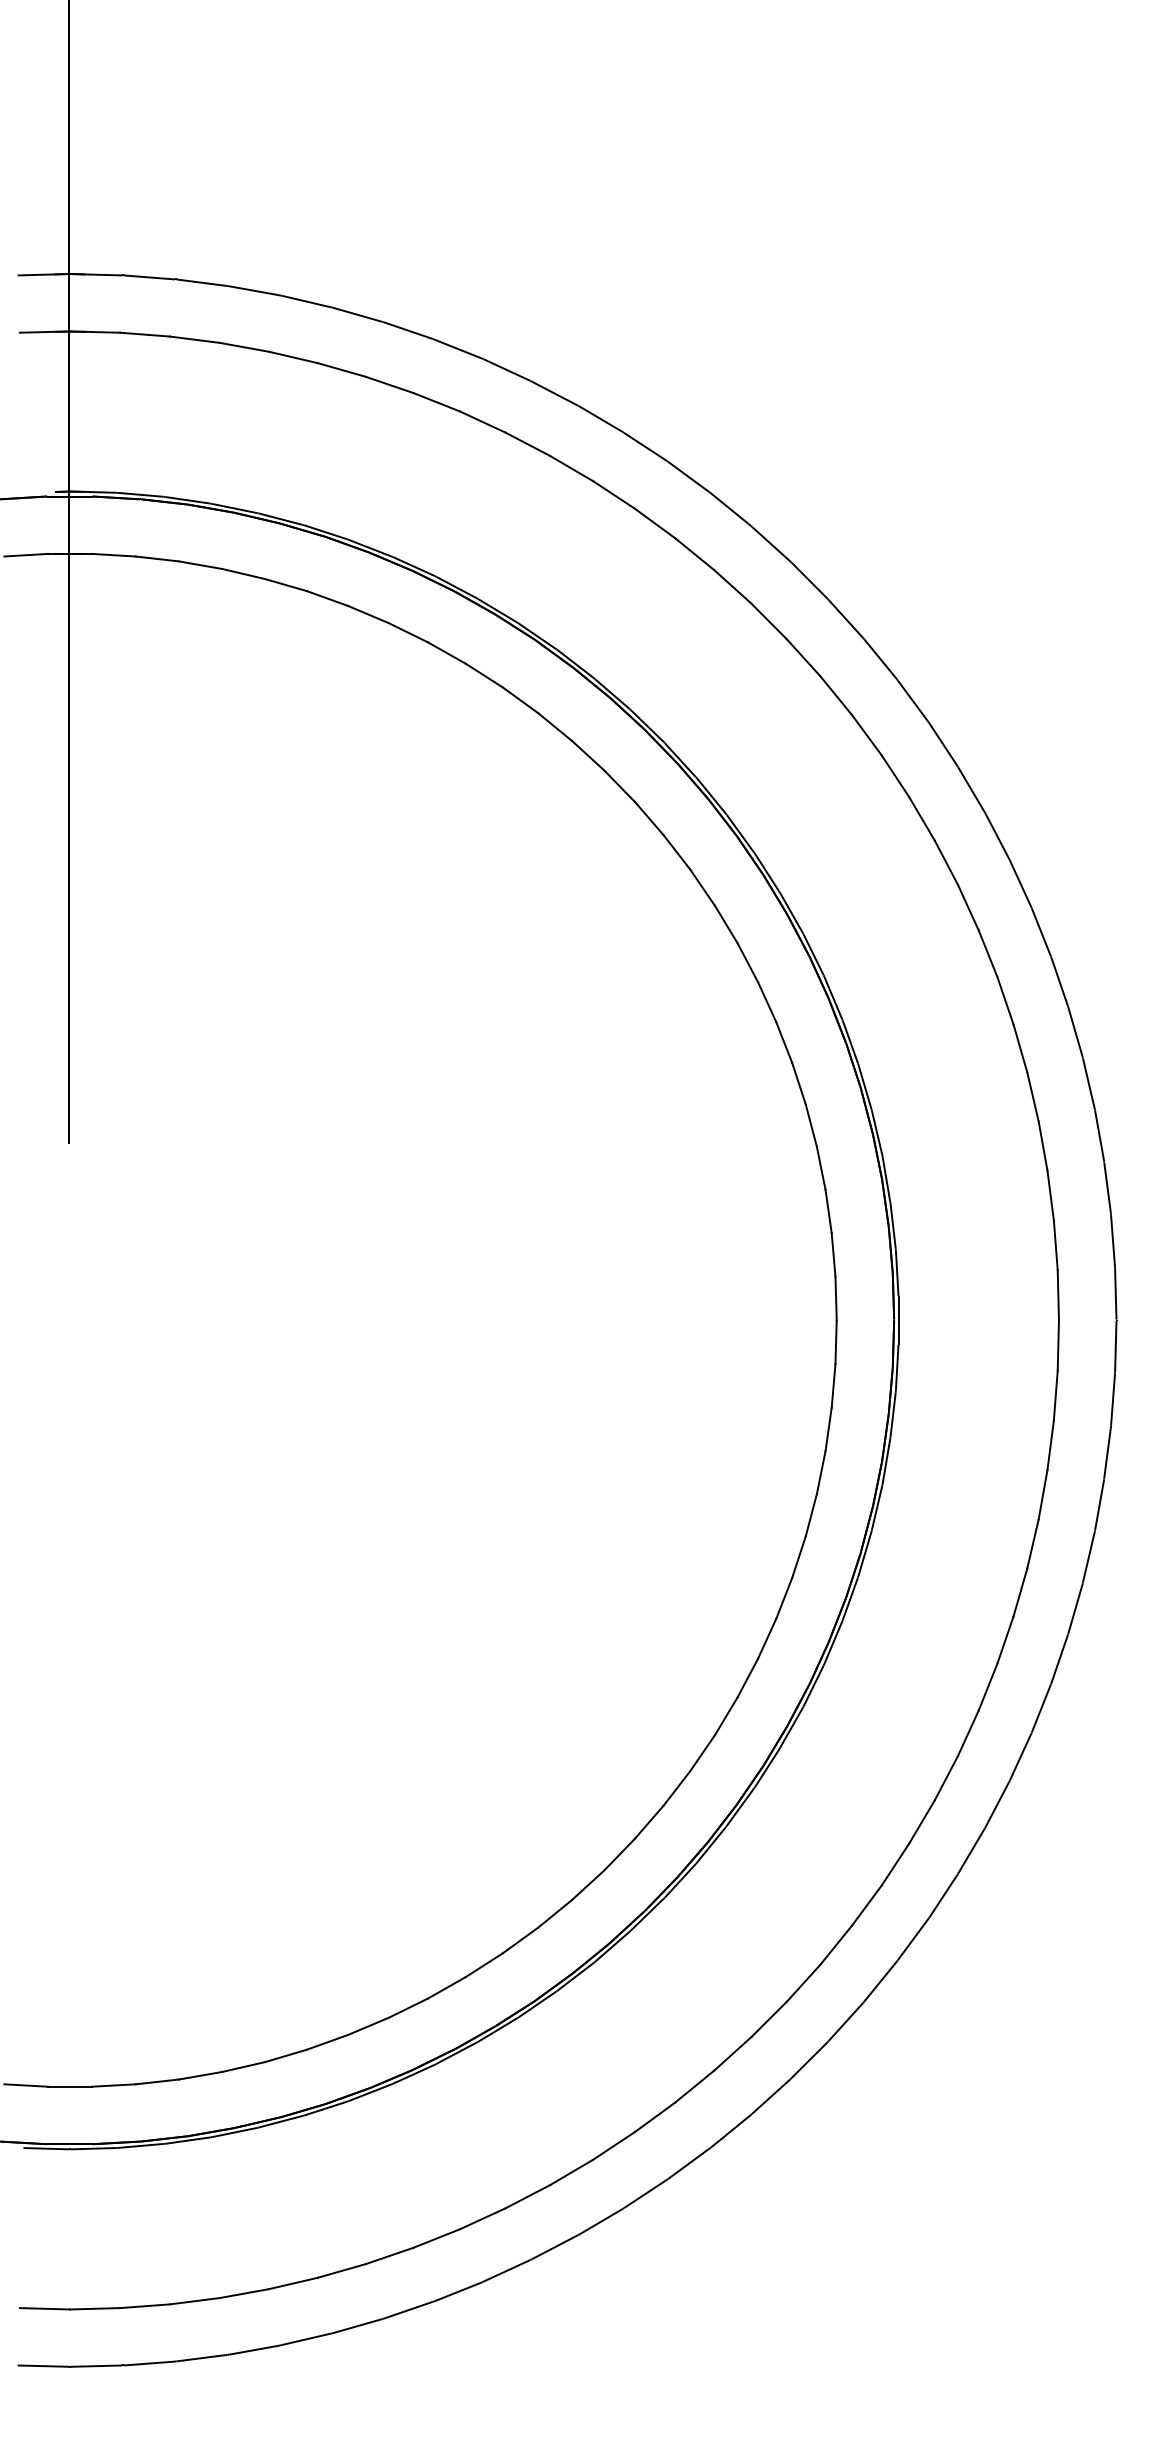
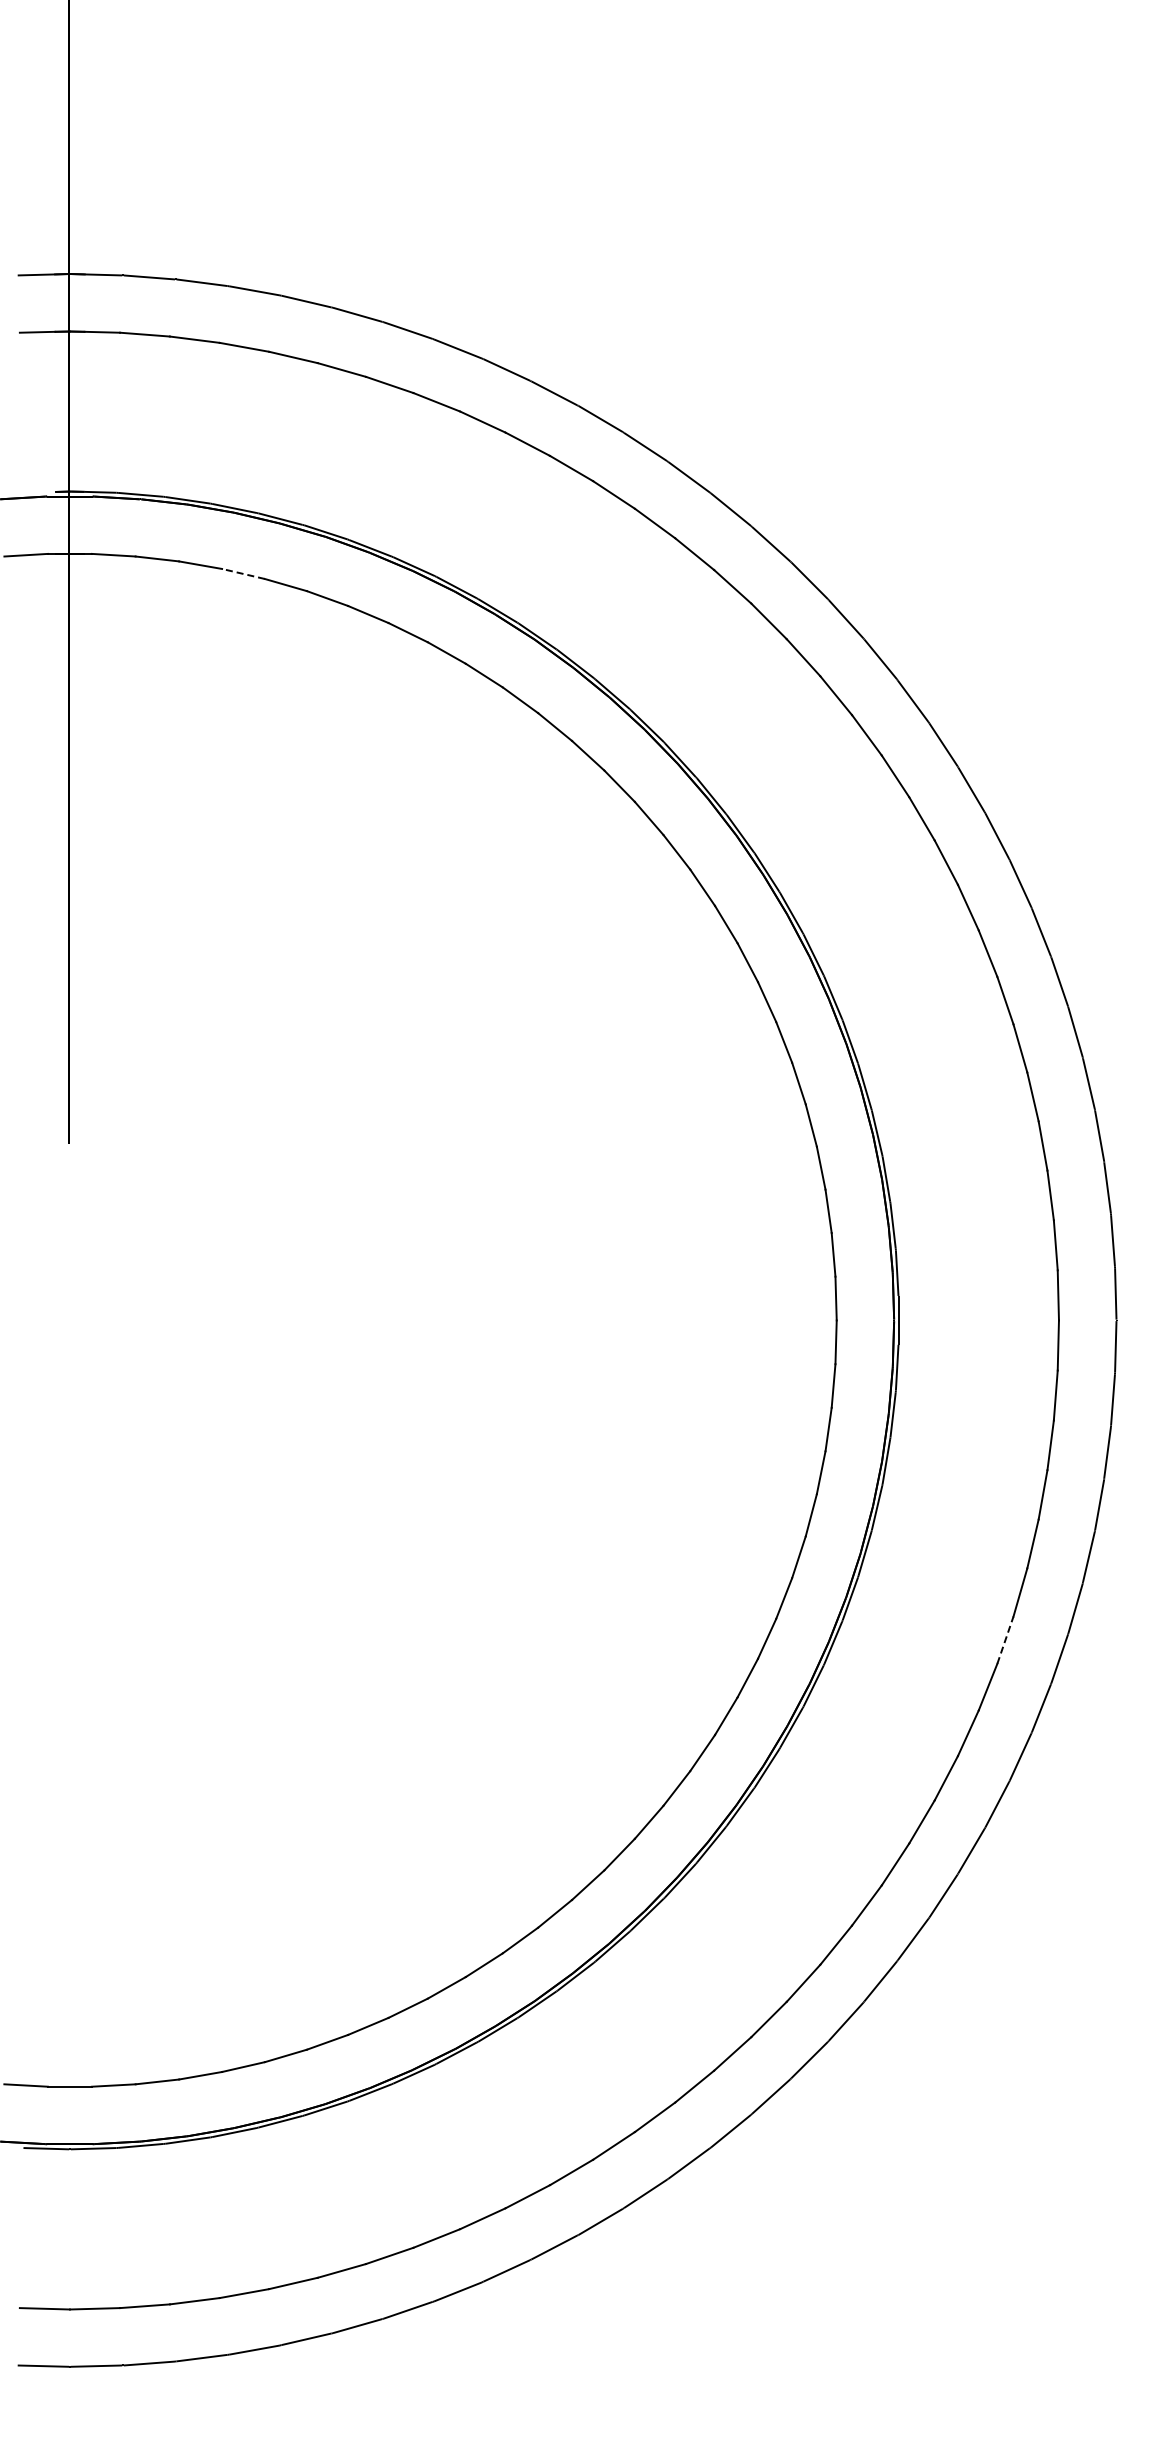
line: solid -> dashed (243, 573)
line: solid -> dashed (1005, 1640)
